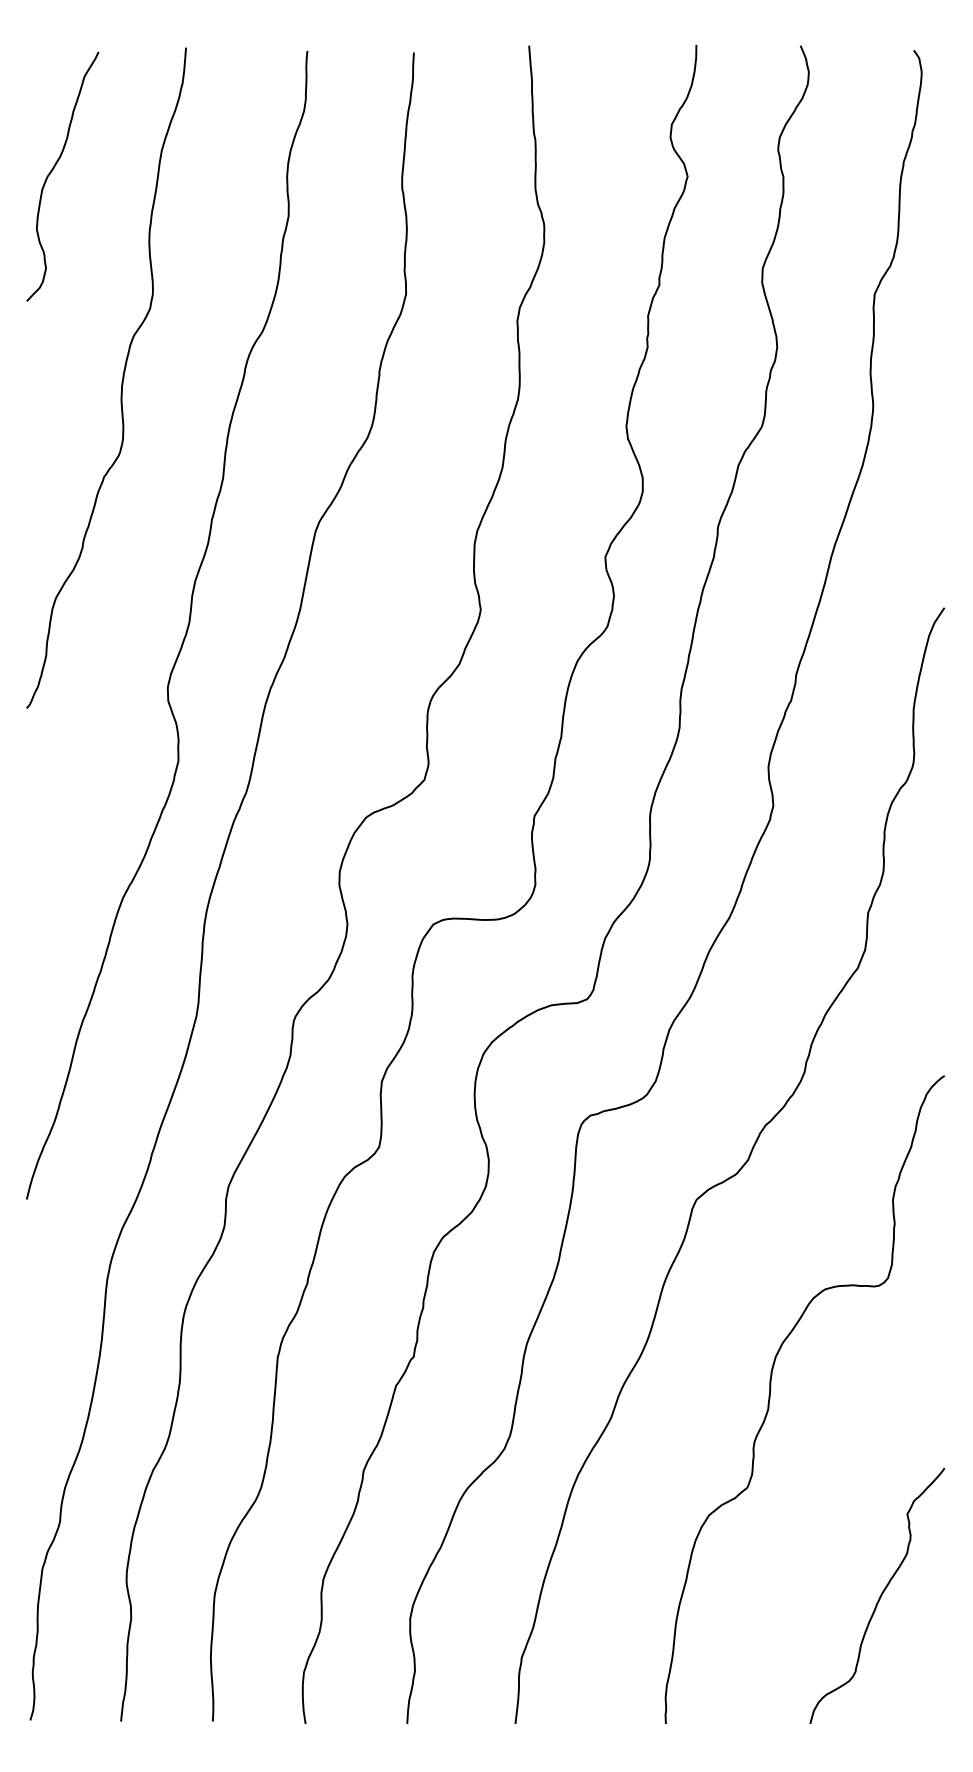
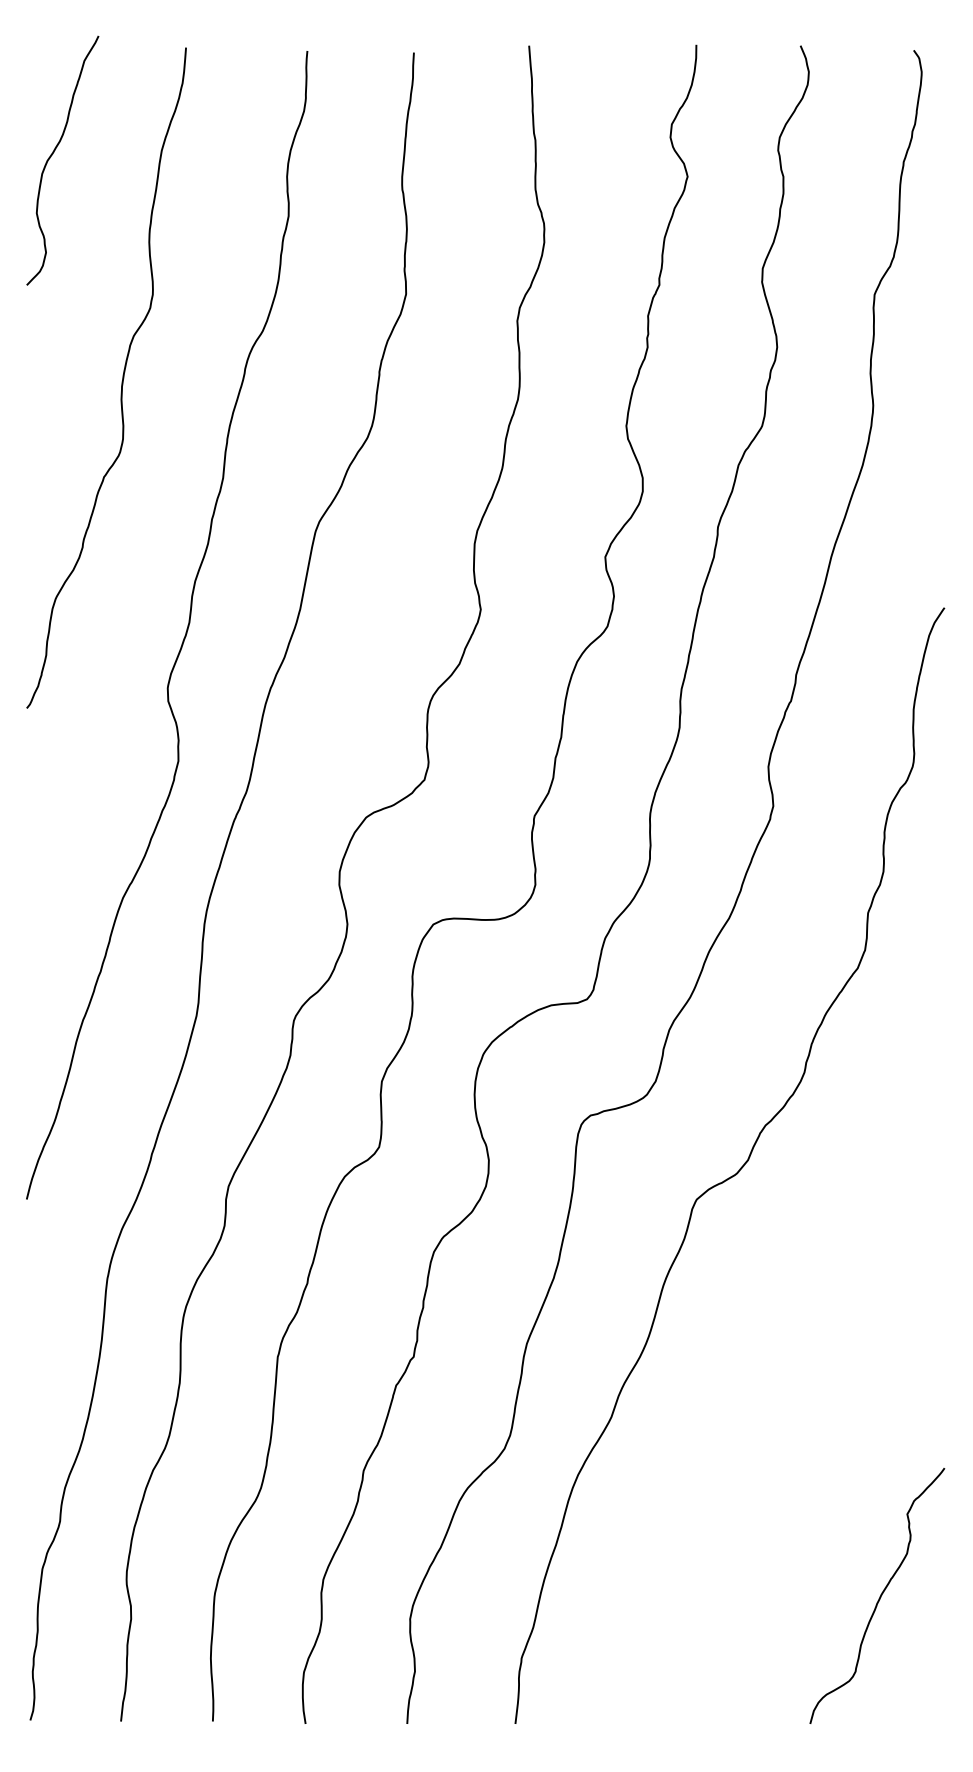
curve position: (53, 170) -> (53, 154) (53, 154)
curve: present -> none (770, 1399)
